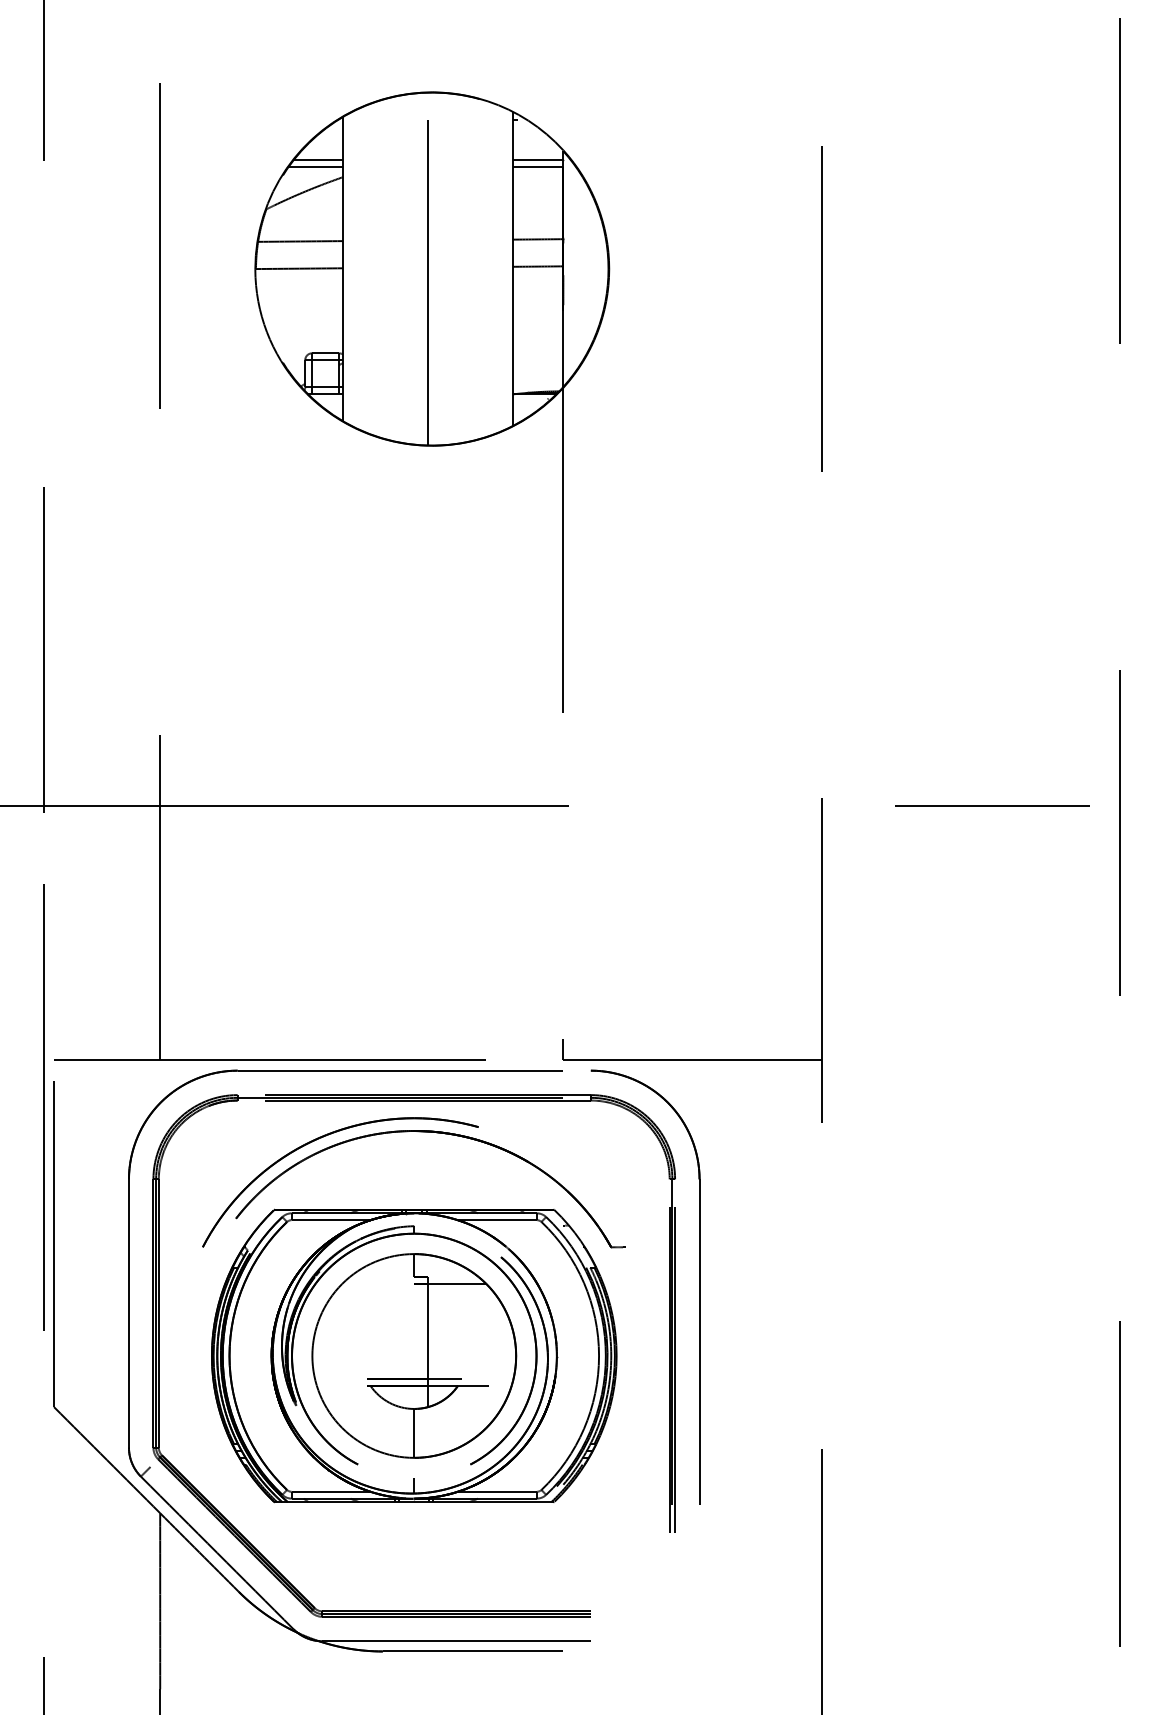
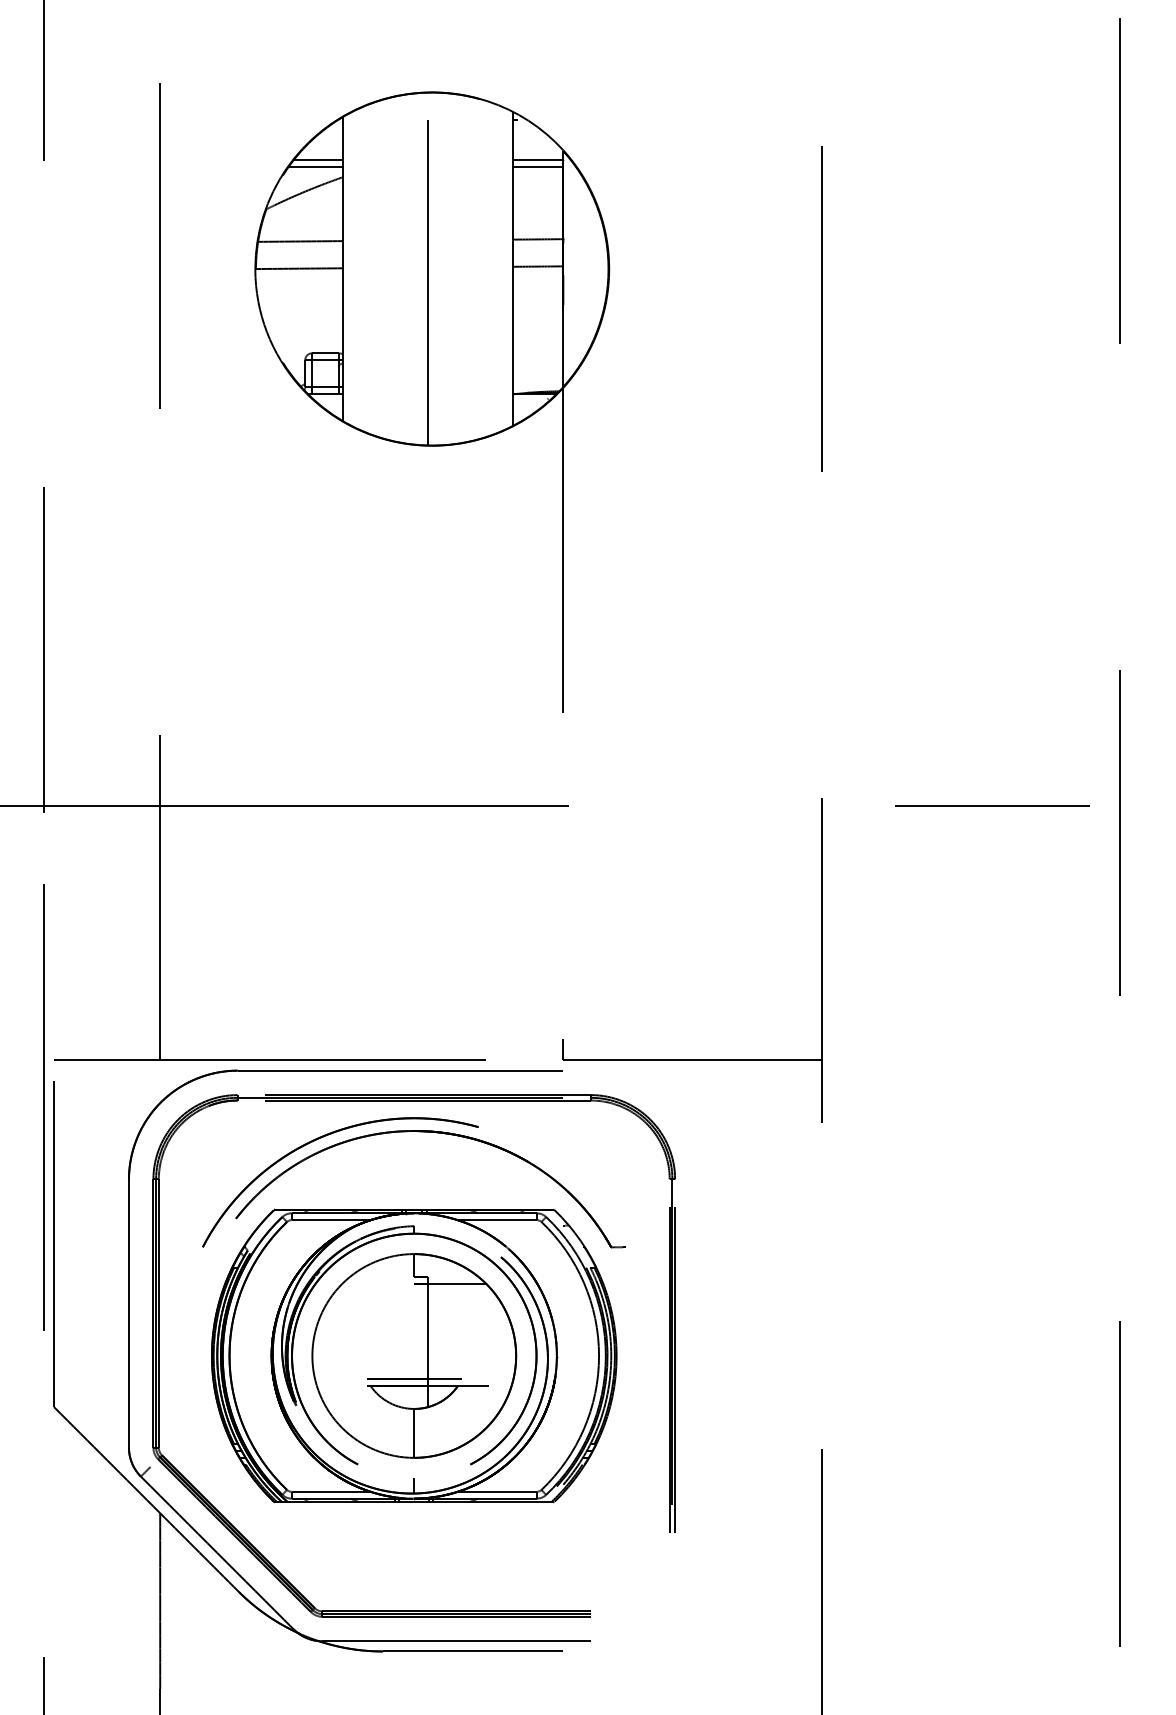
part: present -> none (699, 1286)
